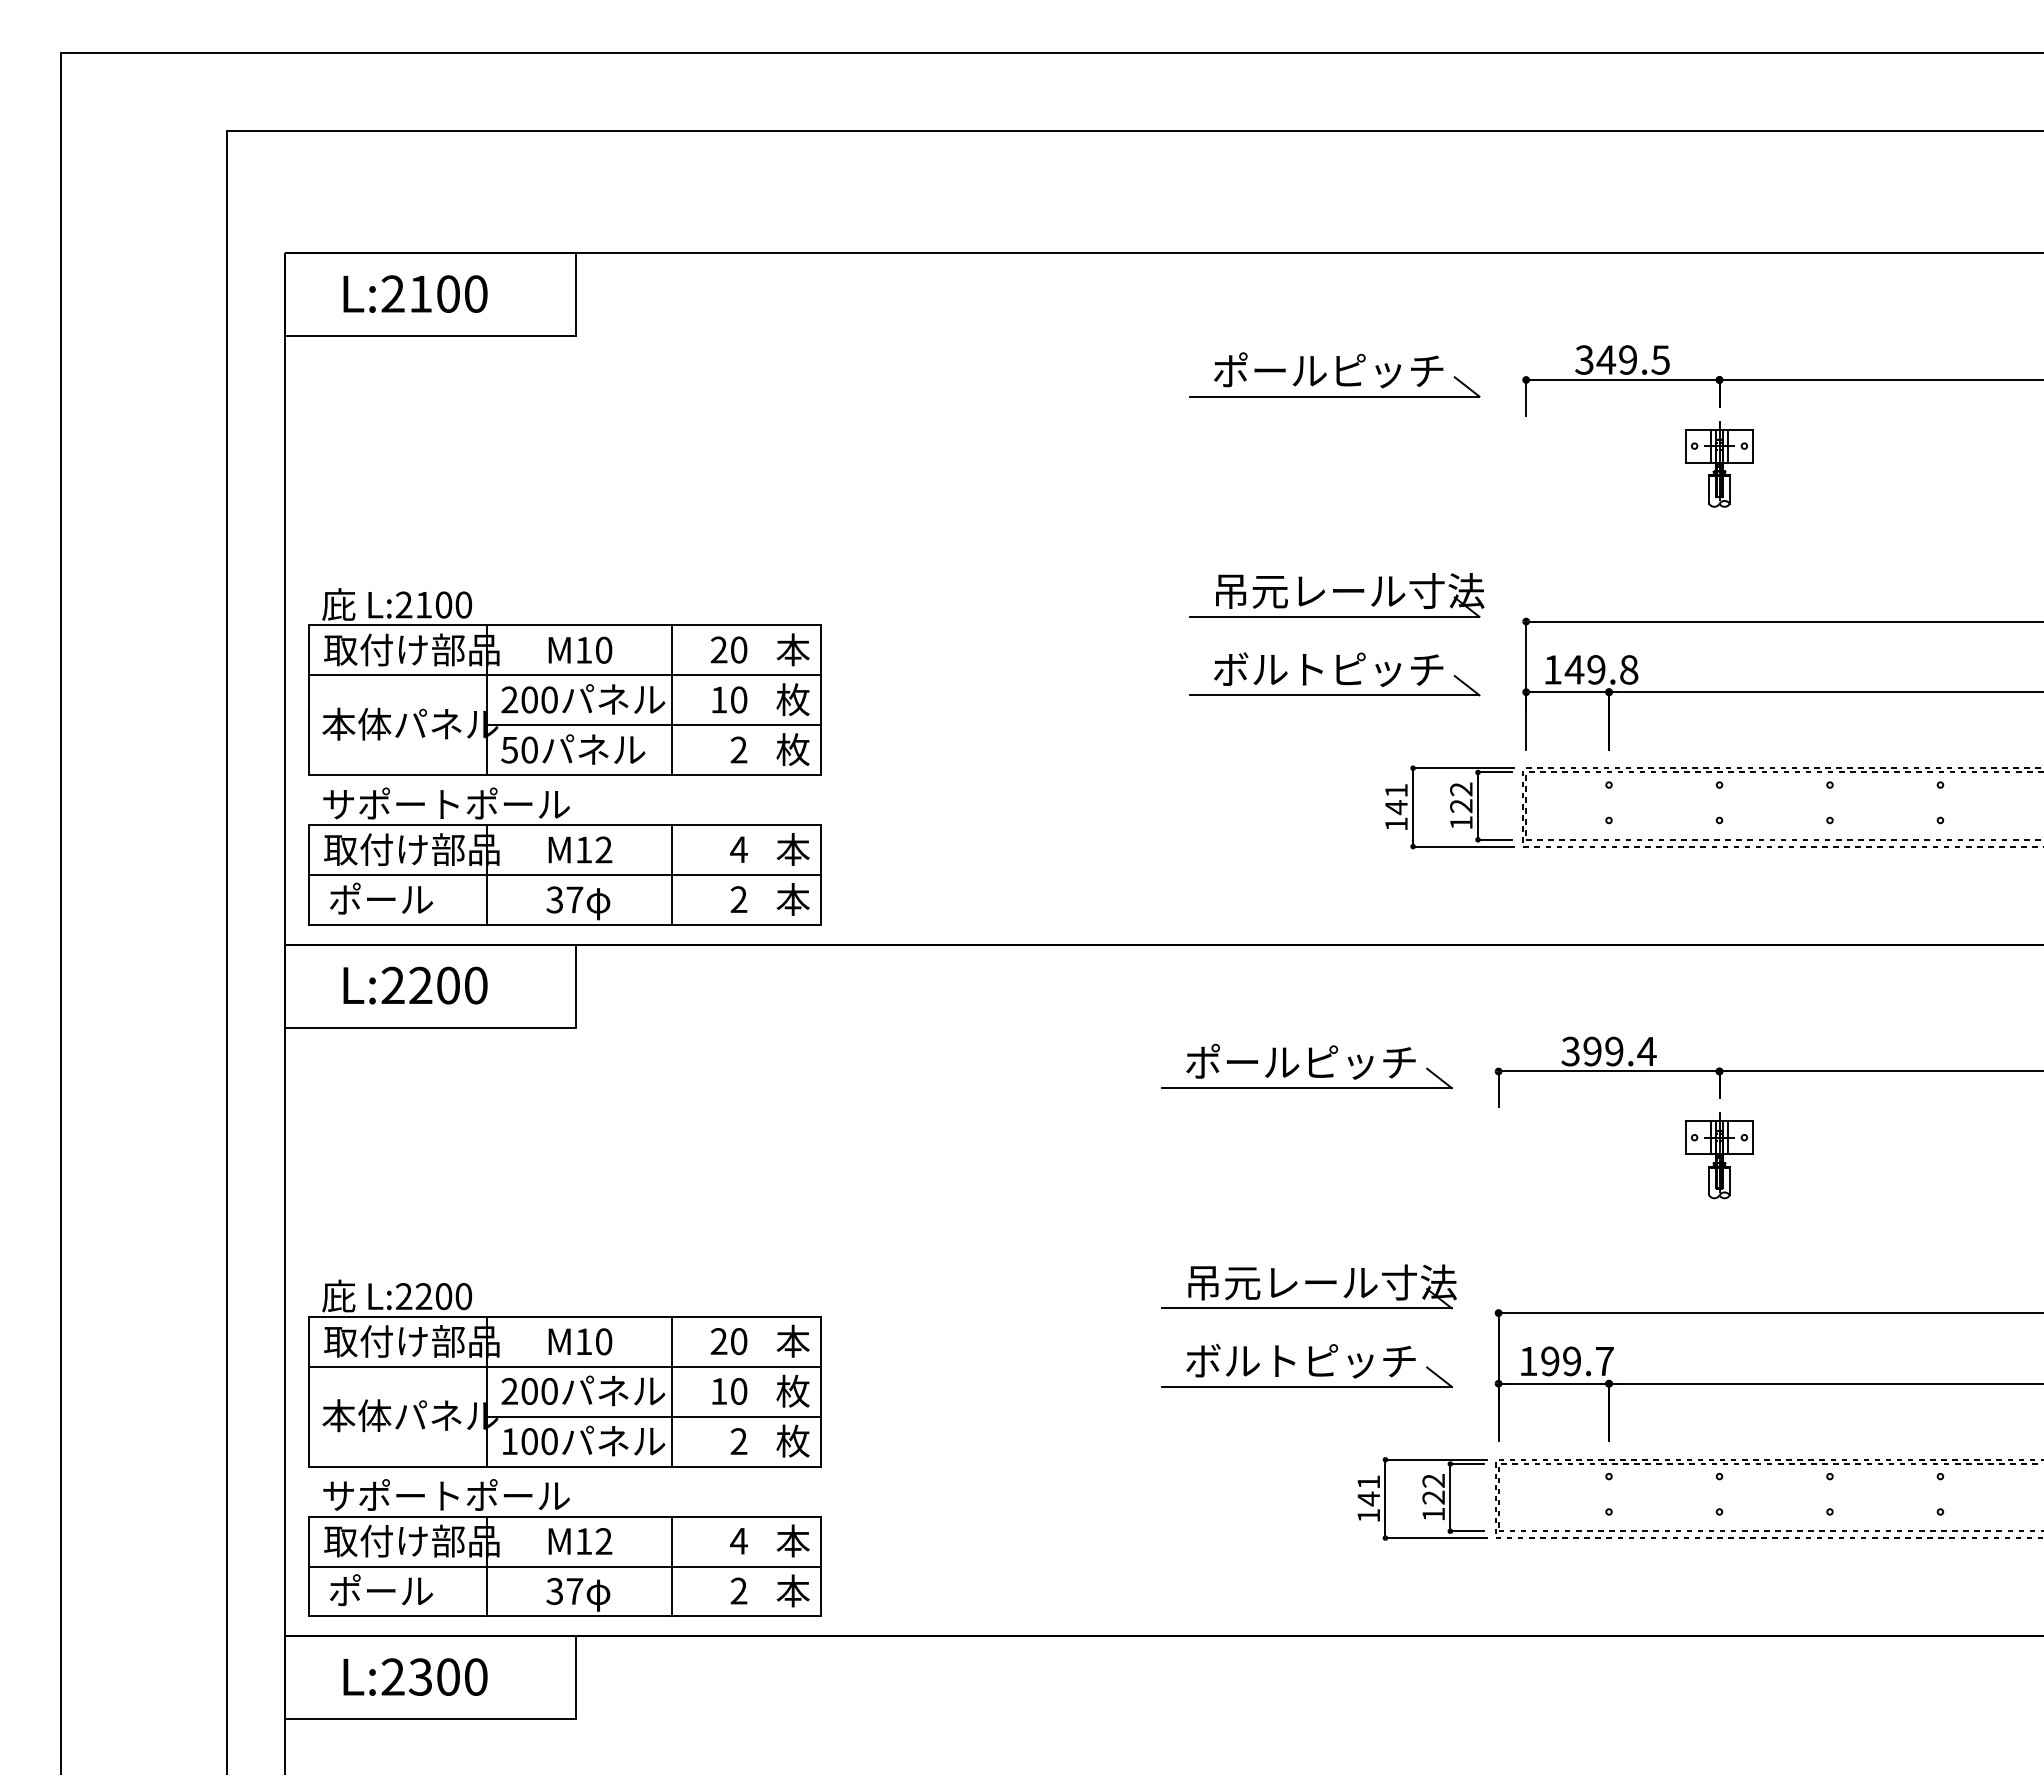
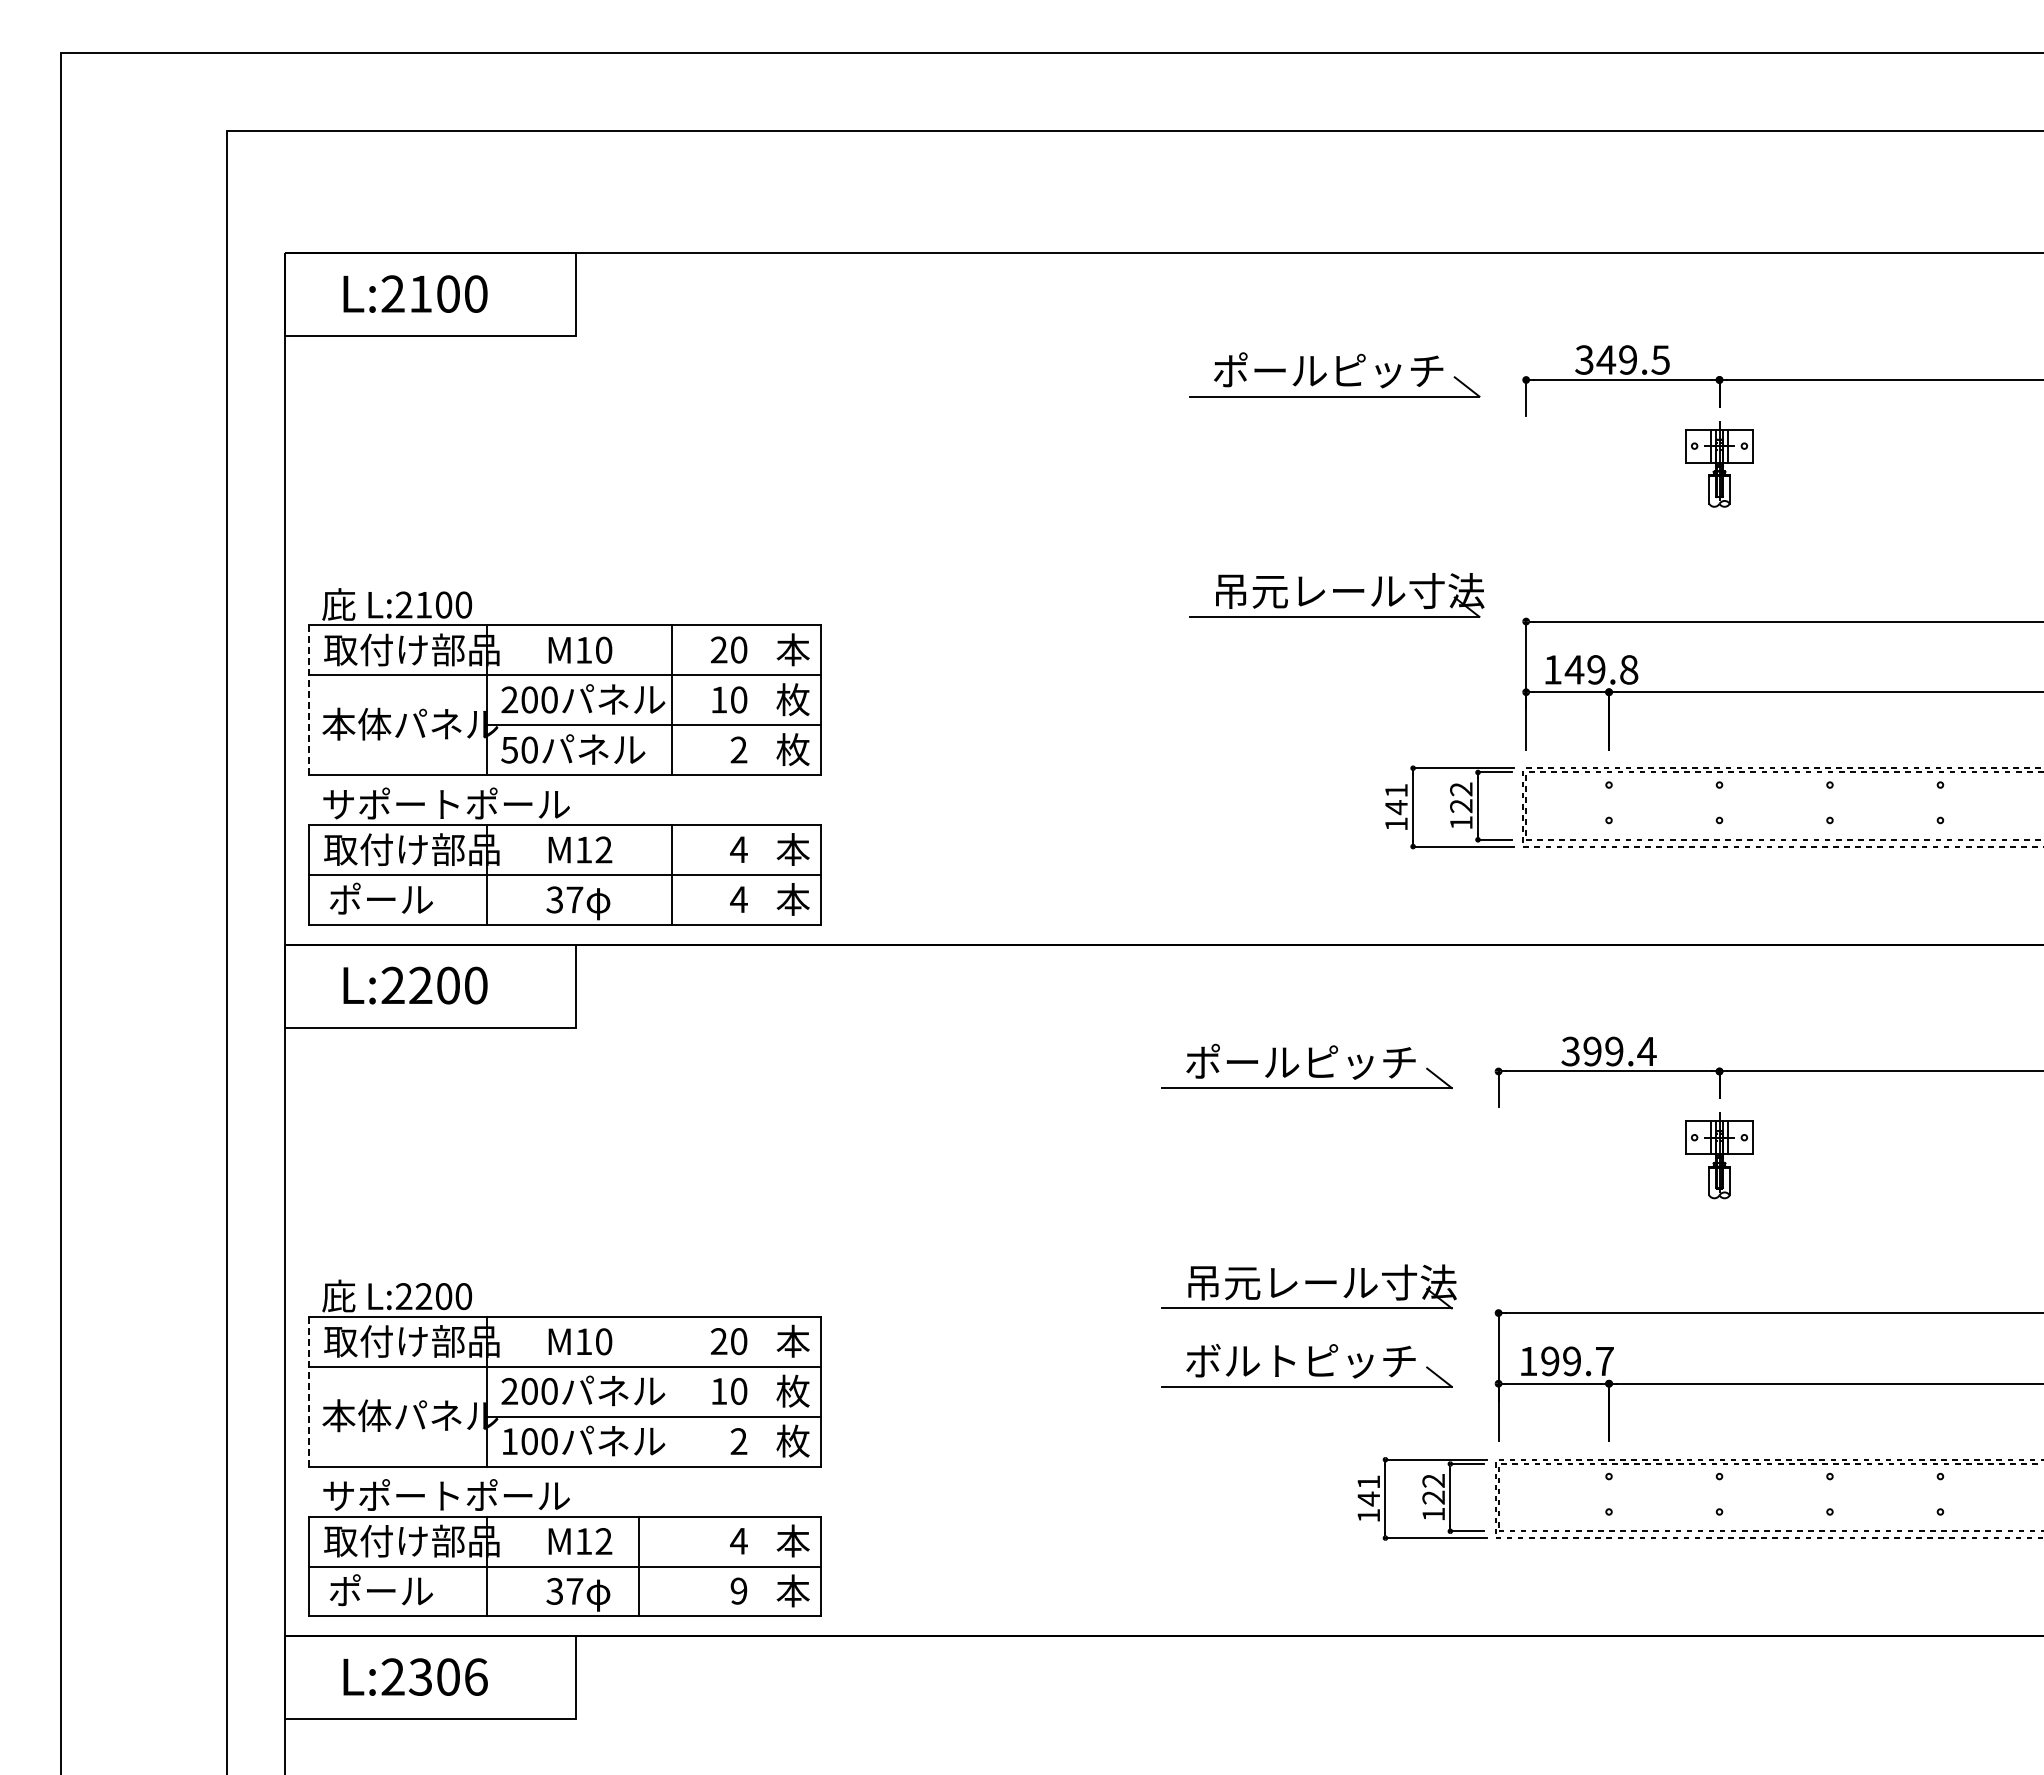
part: present -> none (1334, 674)
line: solid -> dashed (308, 700)
text: 2 -> 4 (738, 899)
line: solid -> dashed (308, 1391)
line: present -> none (671, 1391)
line position: (671, 1566) -> (638, 1566) (638, 1566)
text: 2 -> 9 (738, 1591)
text: L:2300 -> L:2306 (476, 1676)
